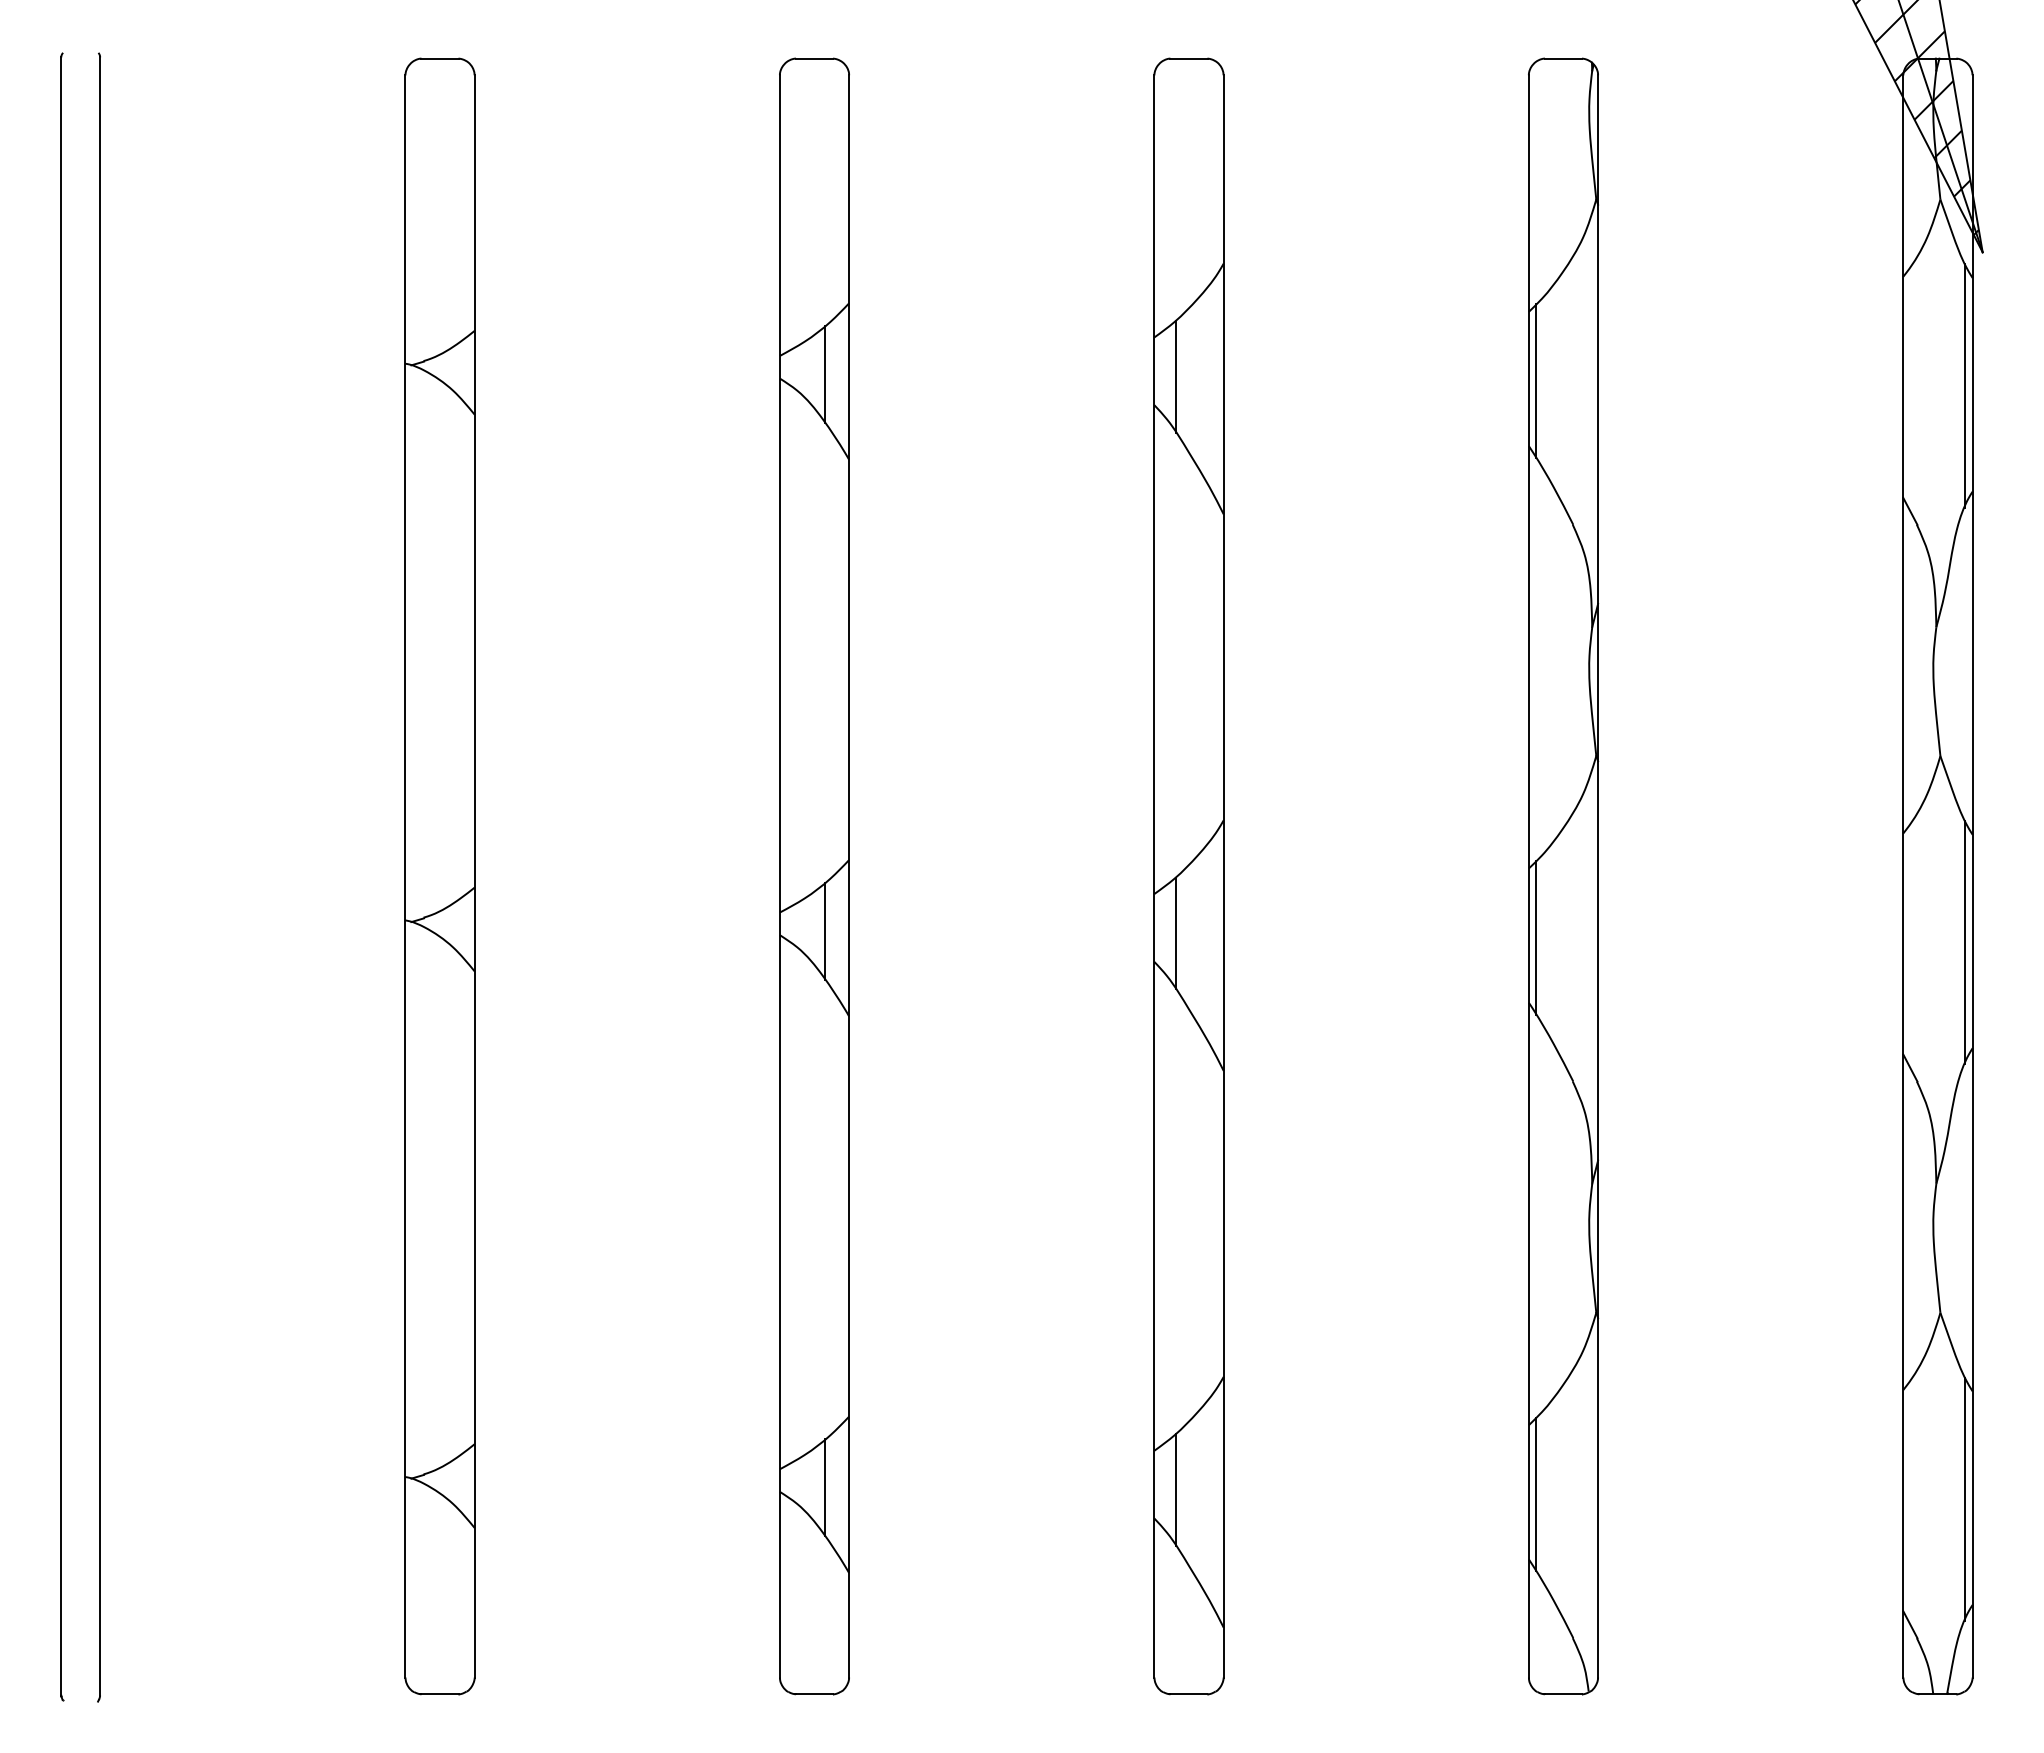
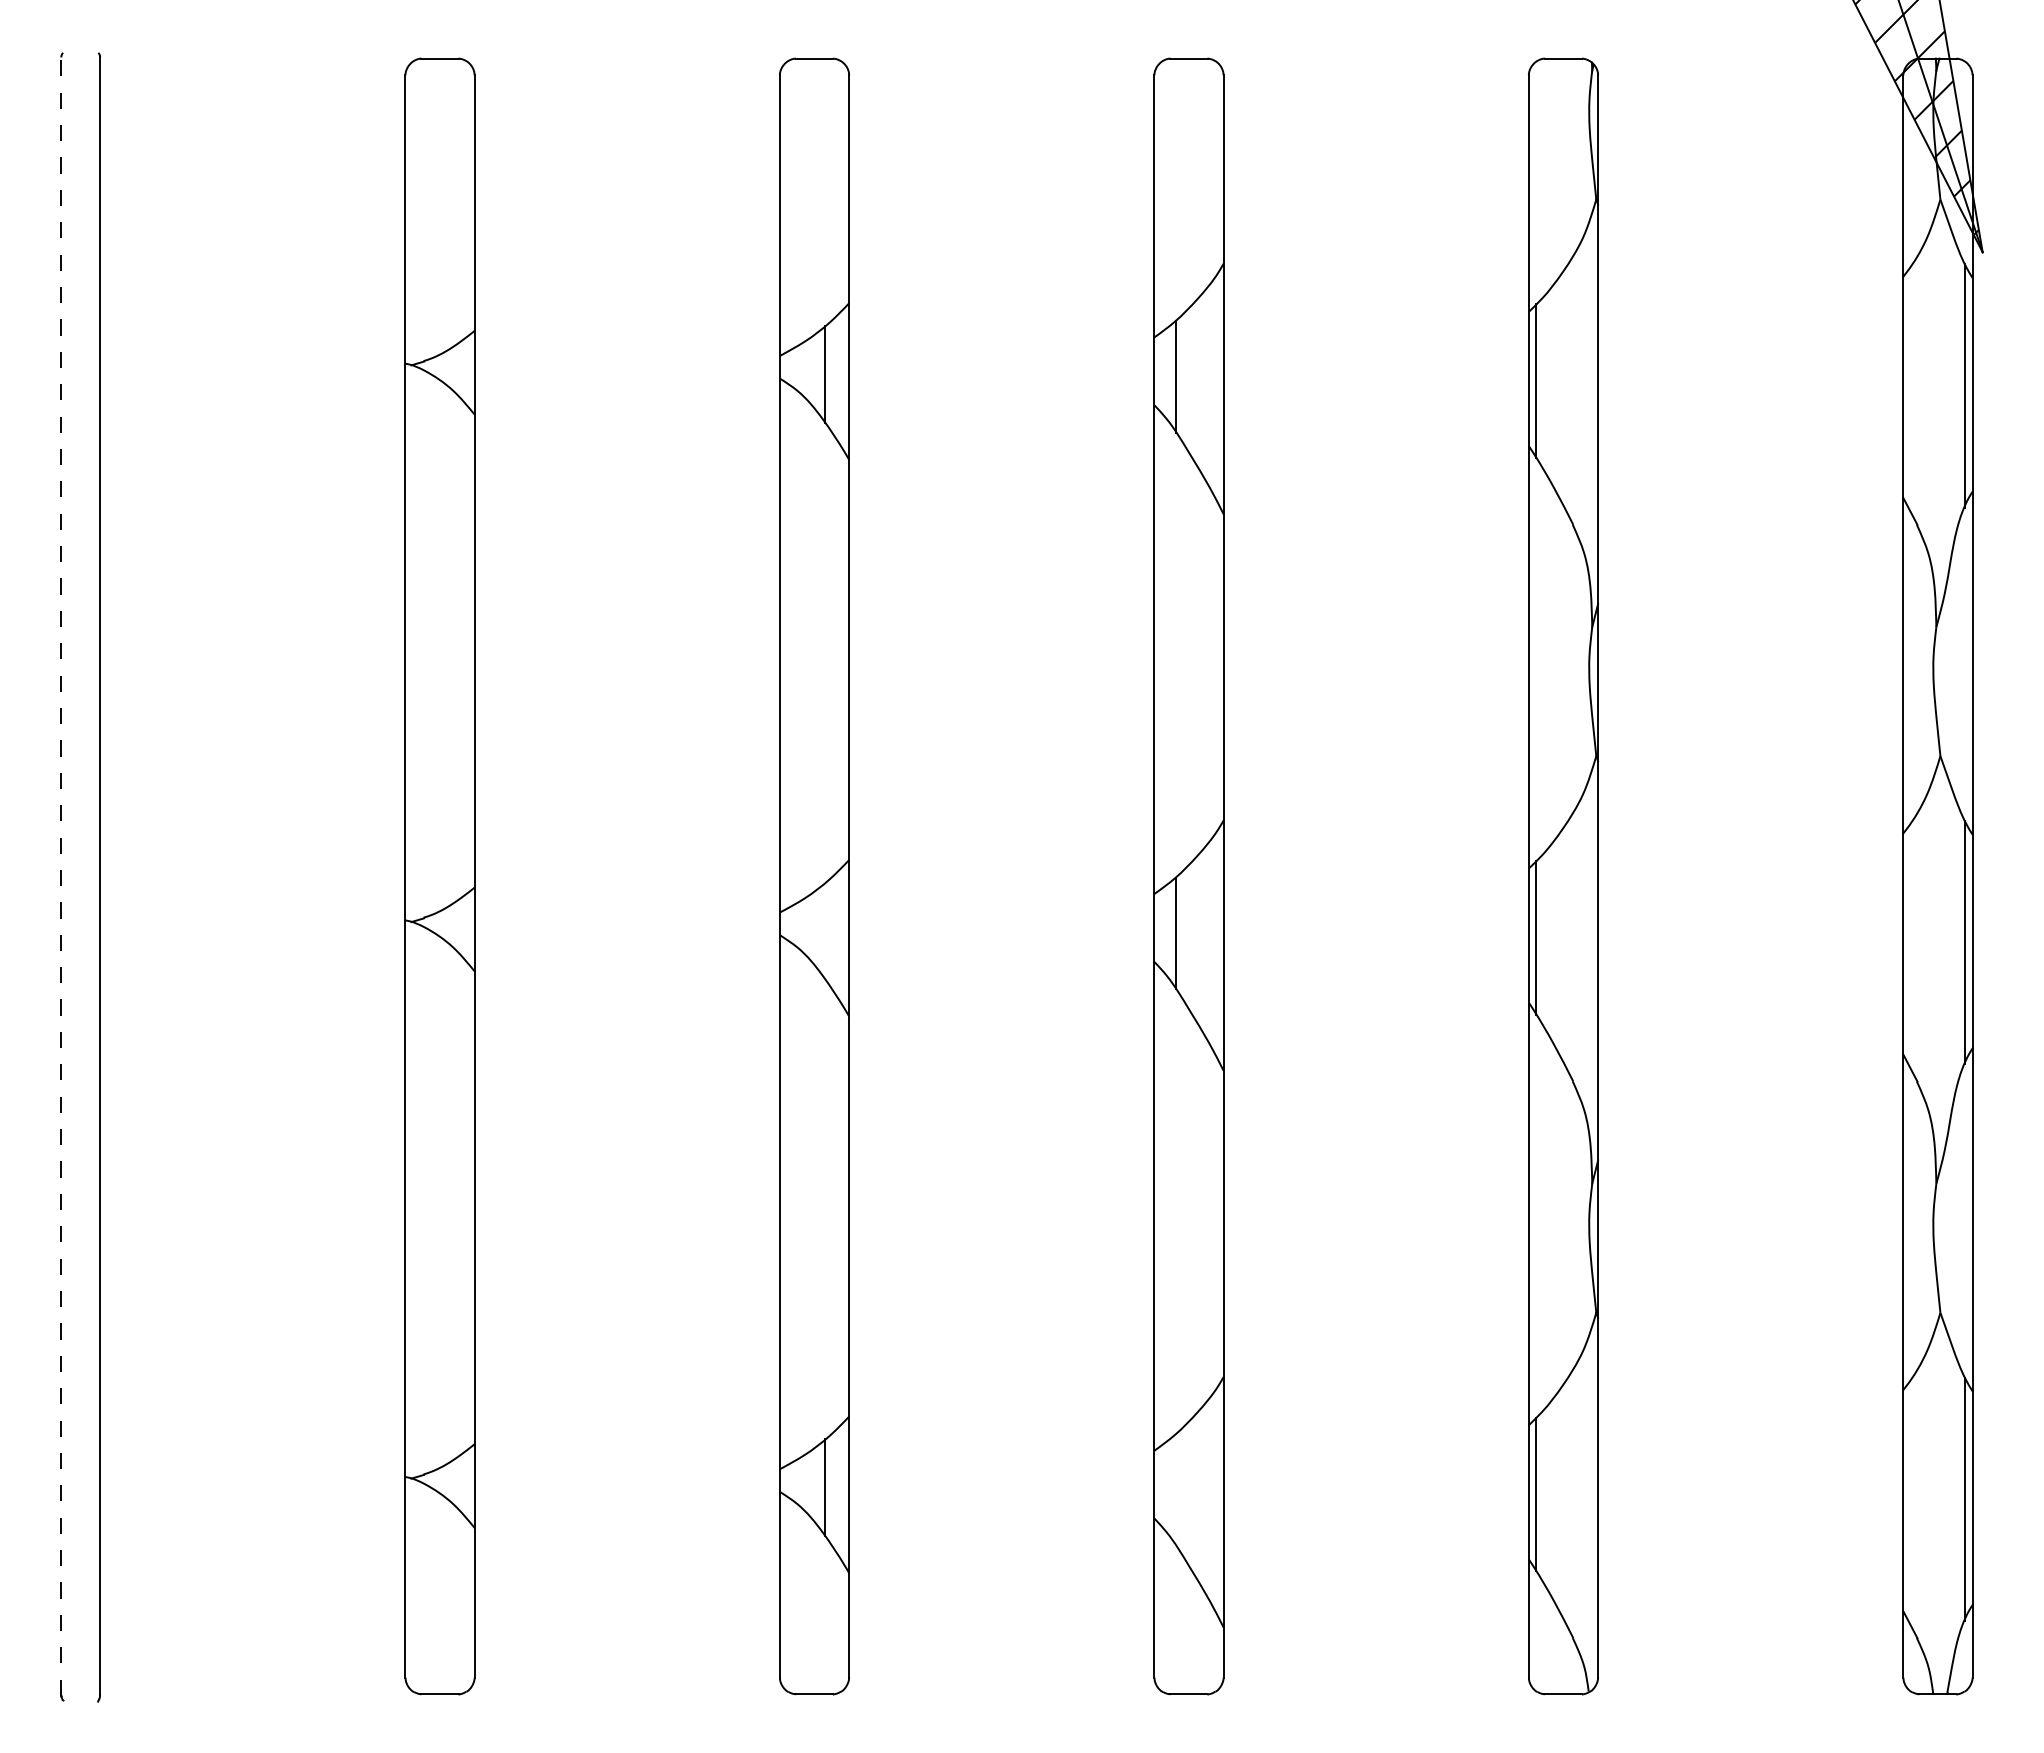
line: solid -> dashed (61, 875)
line: present -> none (825, 930)
line: present -> none (1175, 1489)
